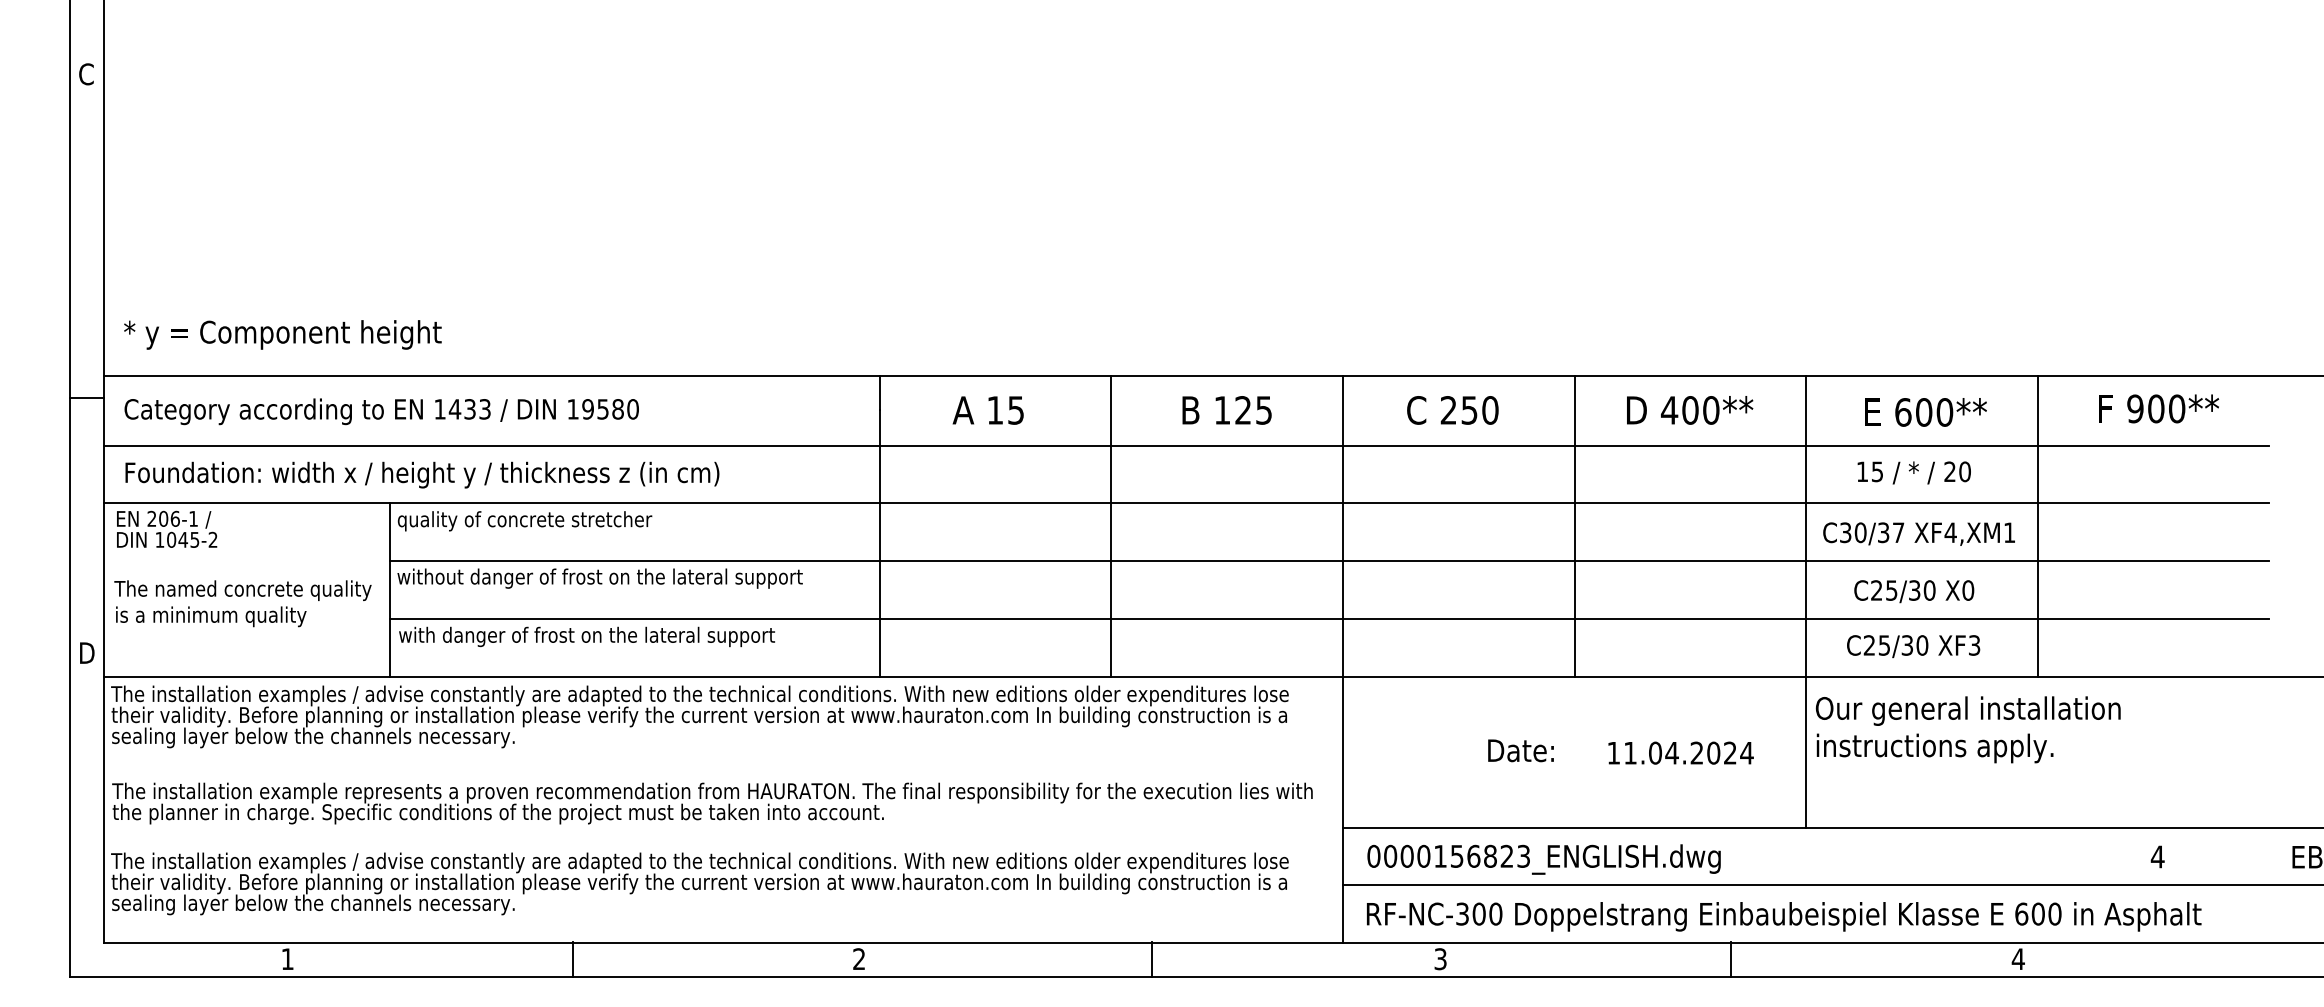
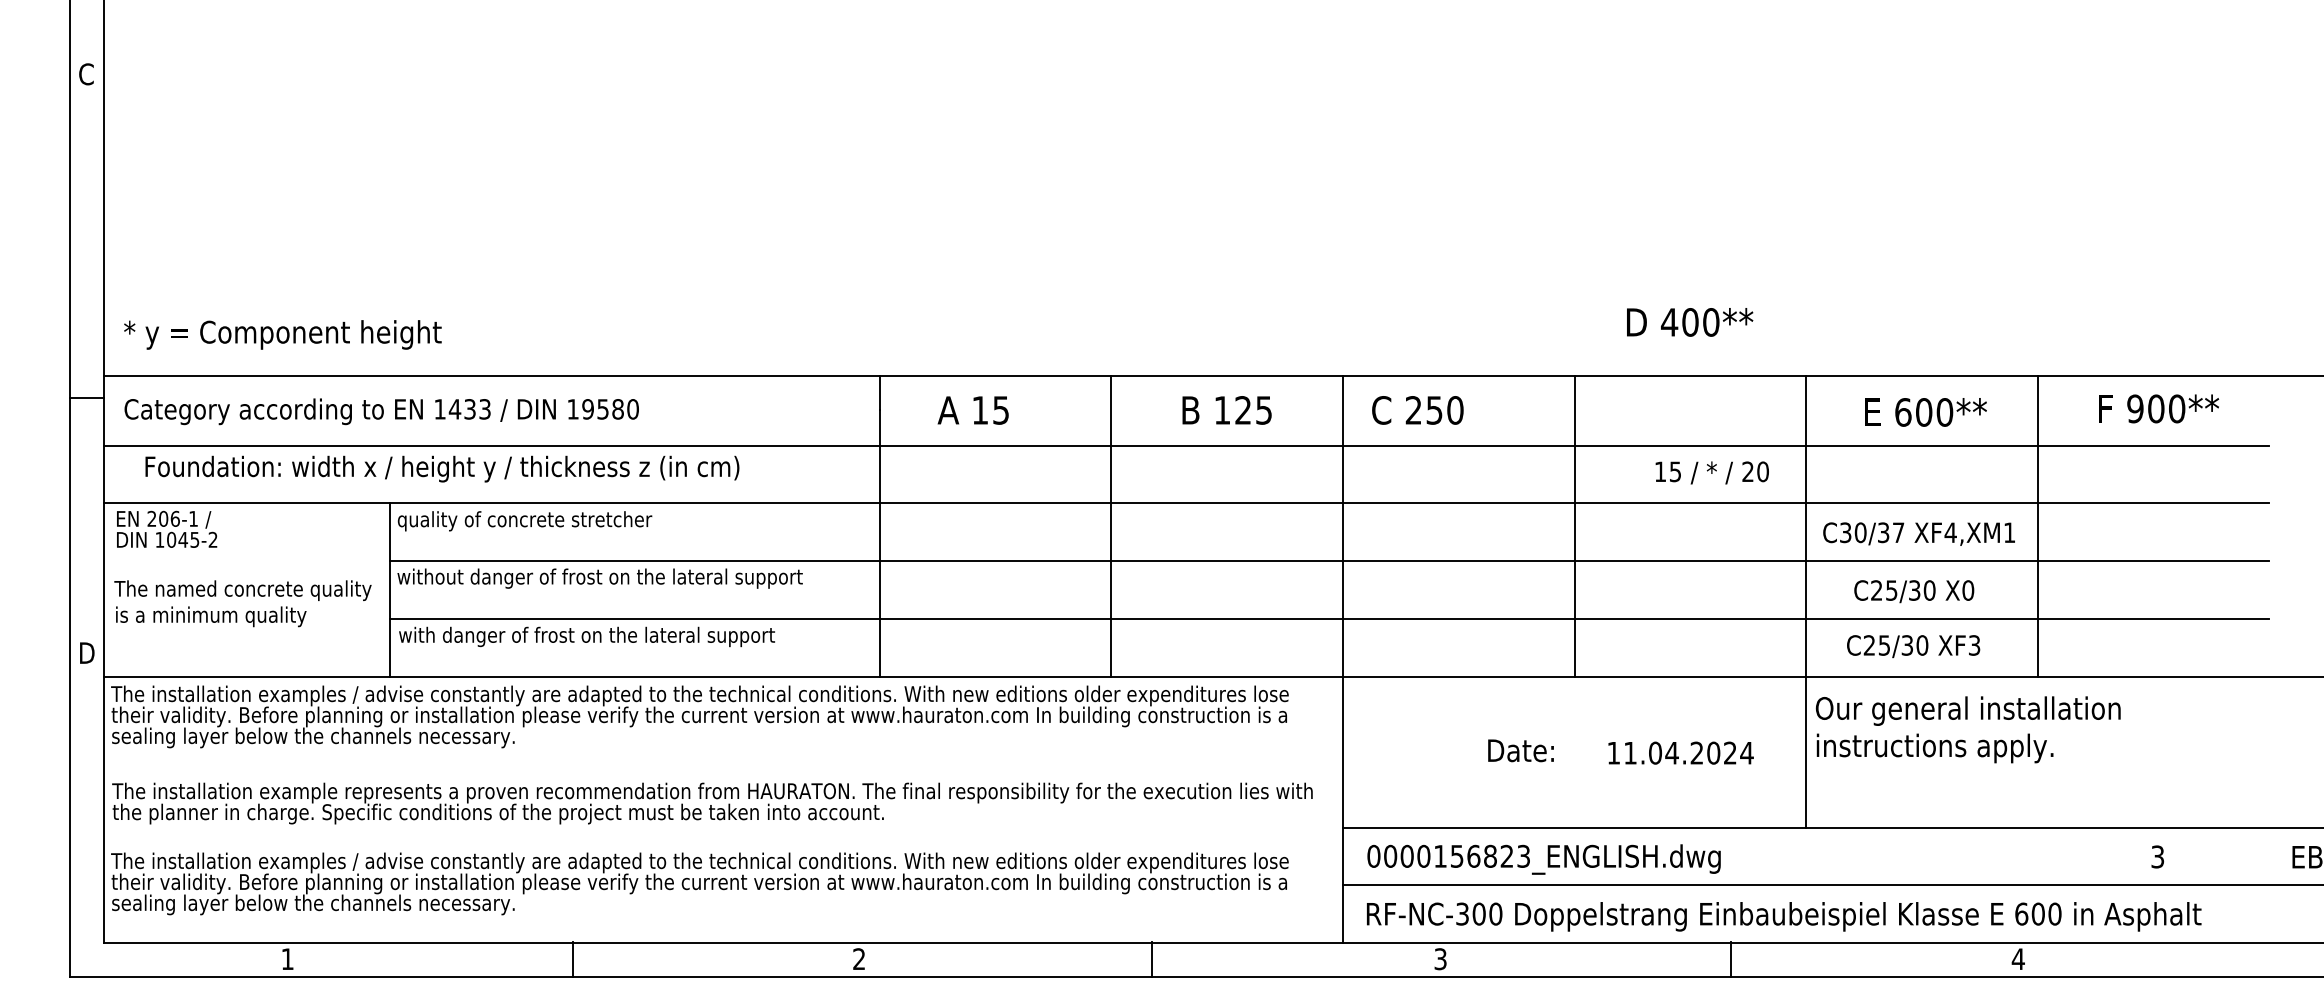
text position: (987, 410) -> (972, 410) (972, 410)
text position: (1452, 410) -> (1417, 410) (1417, 410)
text position: (1690, 410) -> (1690, 322) (1690, 322)
text position: (1913, 472) -> (1711, 472) (1711, 472)
text position: (422, 474) -> (442, 468) (442, 468)
text: 4 -> 3 (2157, 856)
